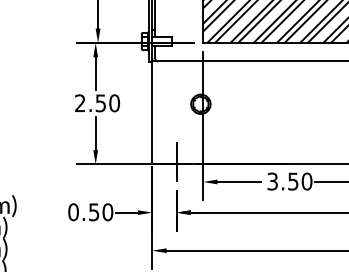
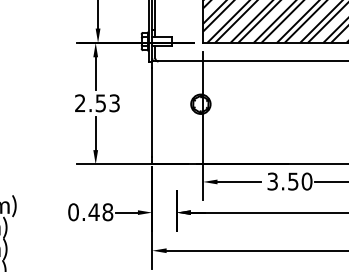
text: 2.50 -> 2.53 (114, 103)
line: present -> none (176, 161)
text: 0.50 -> 0.48 (100, 212)
